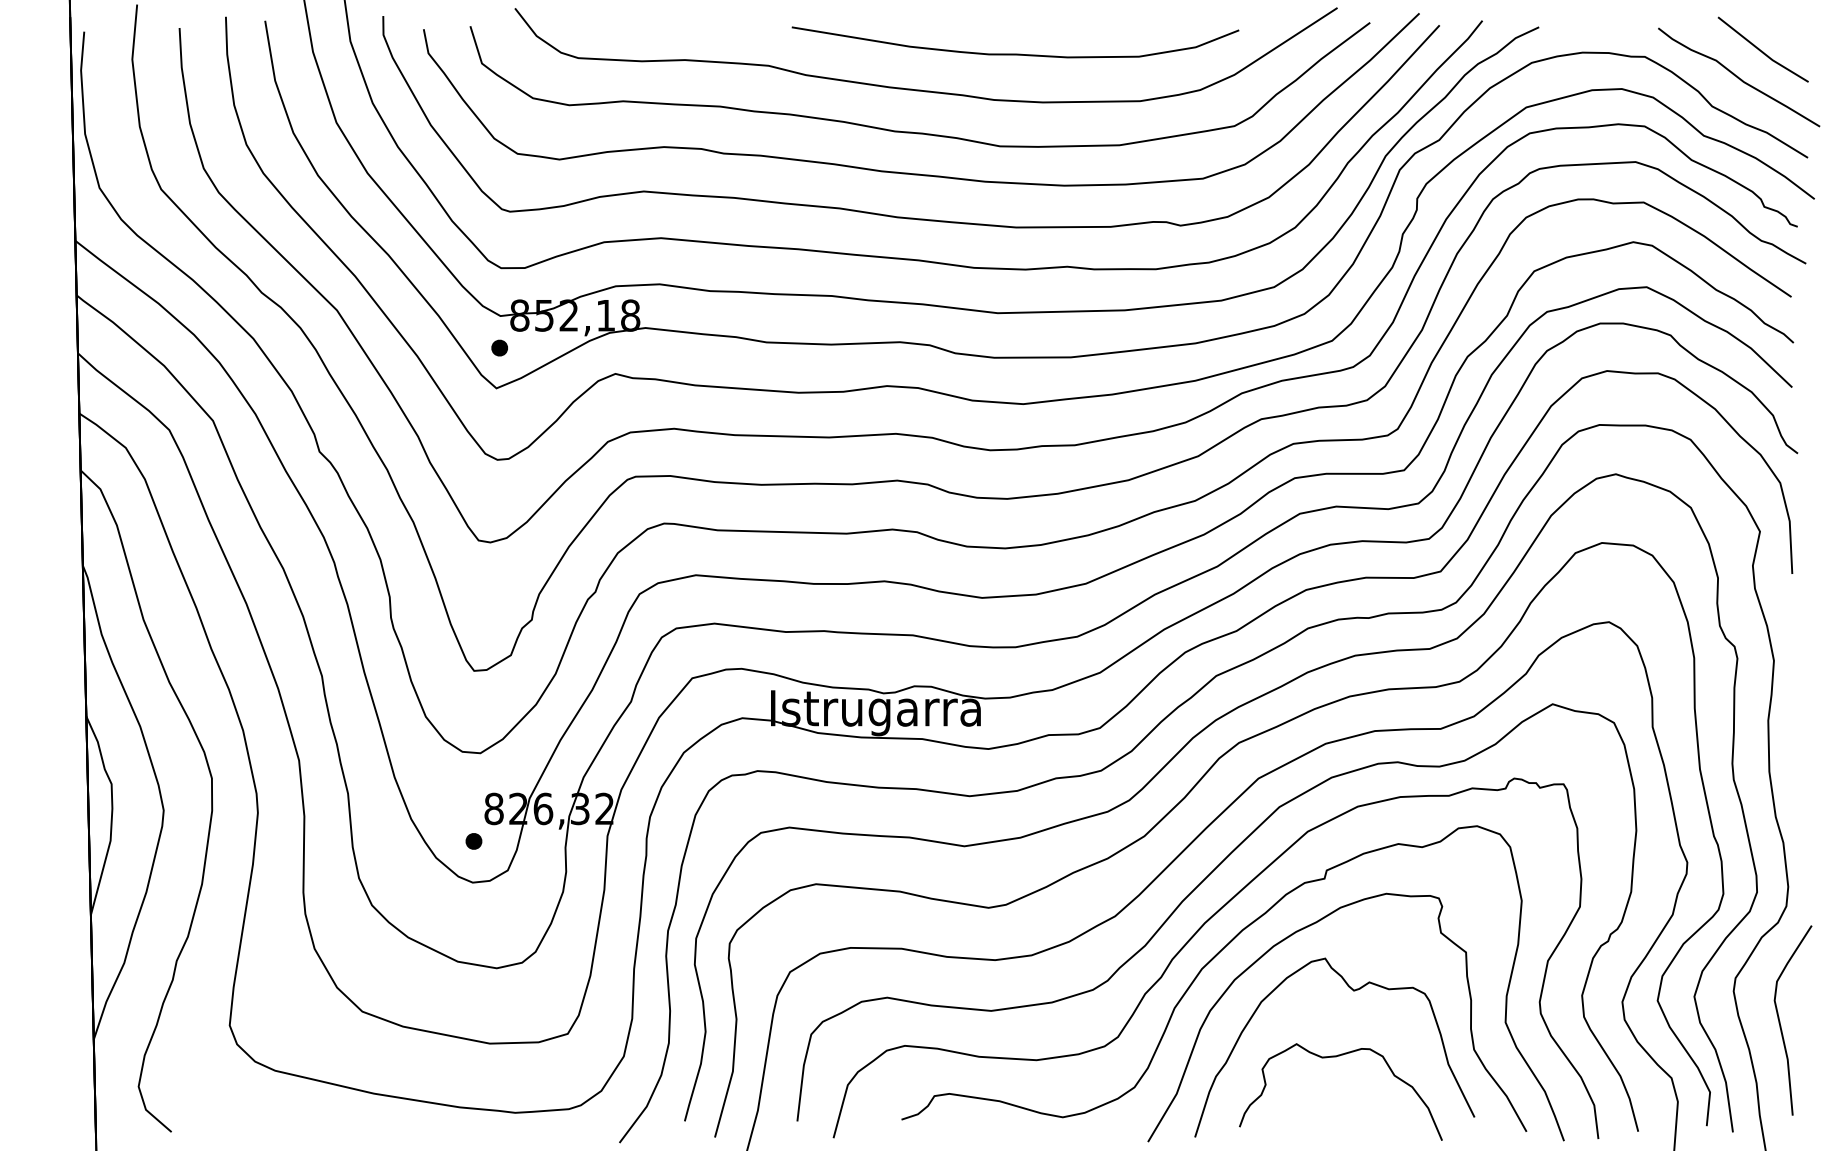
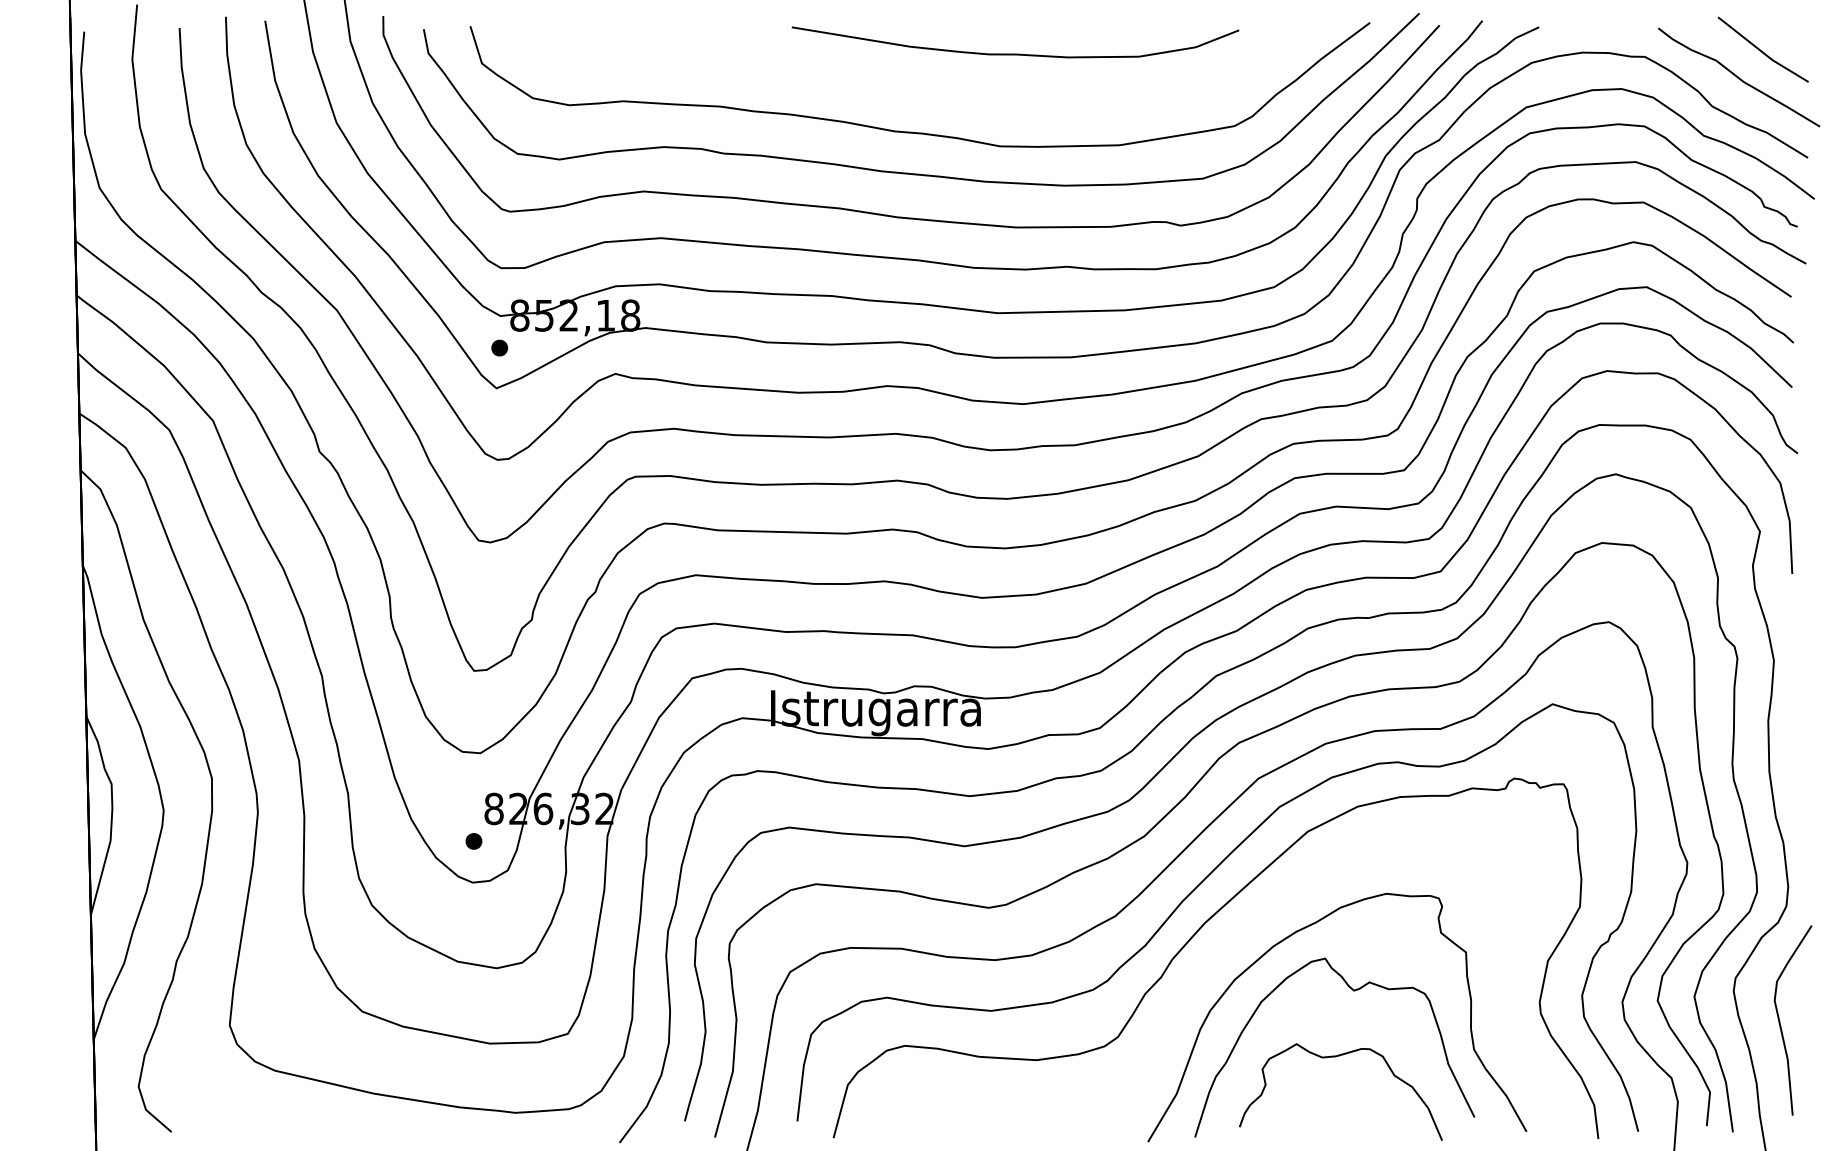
curve: present -> none (921, 89)
part: present -> none (1211, 961)
